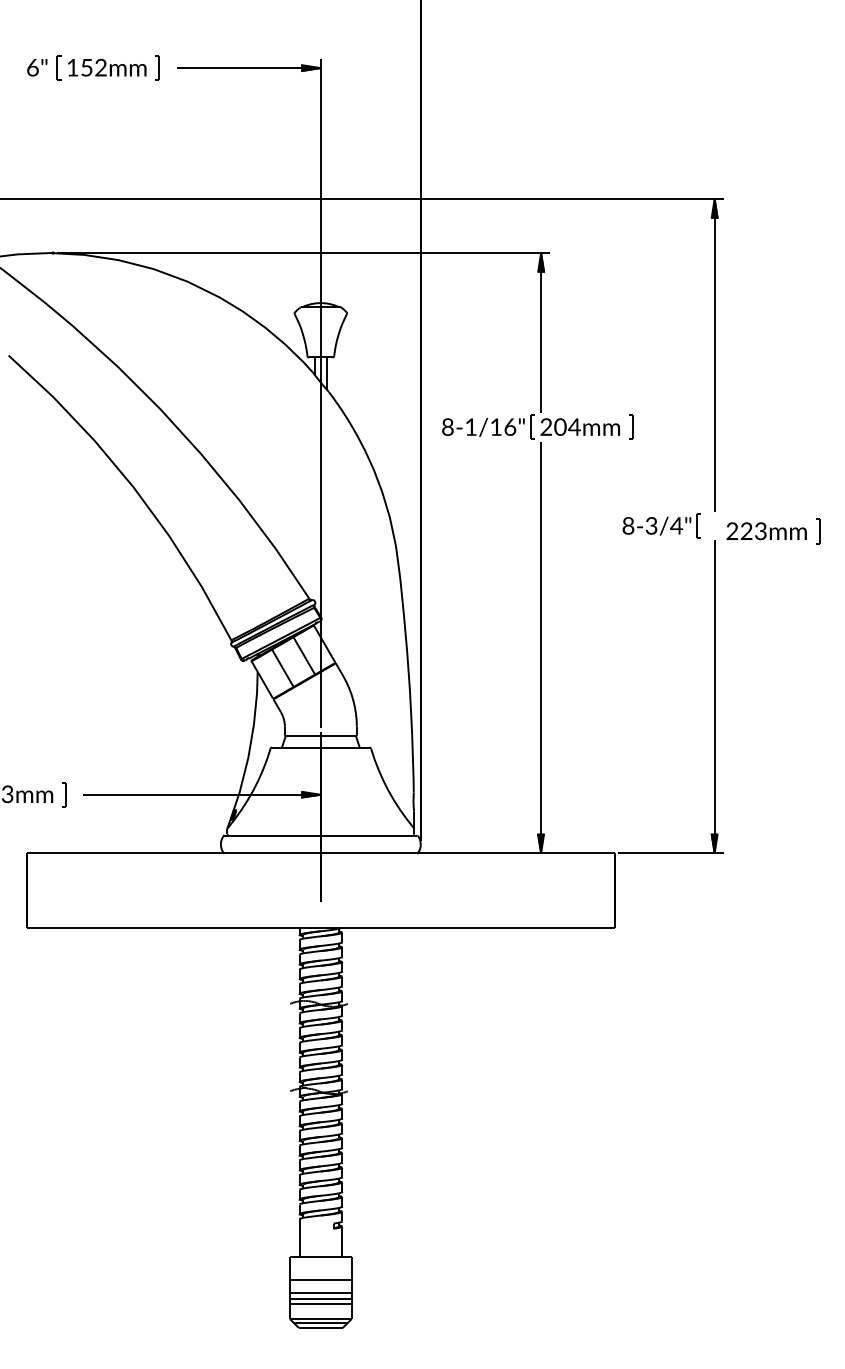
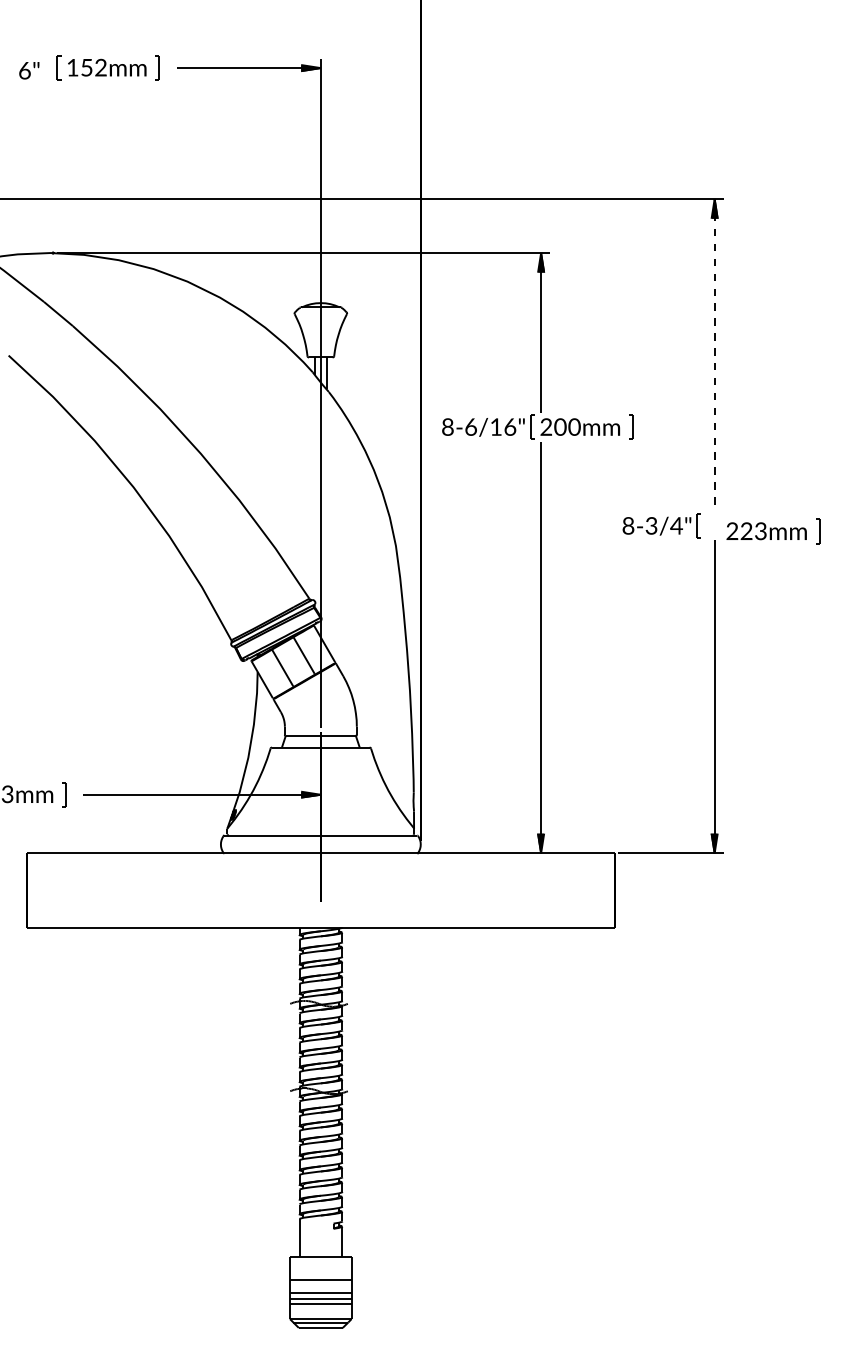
text position: (37, 67) -> (29, 70) (29, 70)
line: solid -> dashed (714, 355)
text: 8-1/16" -> 8-6/16" (470, 426)
text: 204mm -> 200mm (574, 426)
